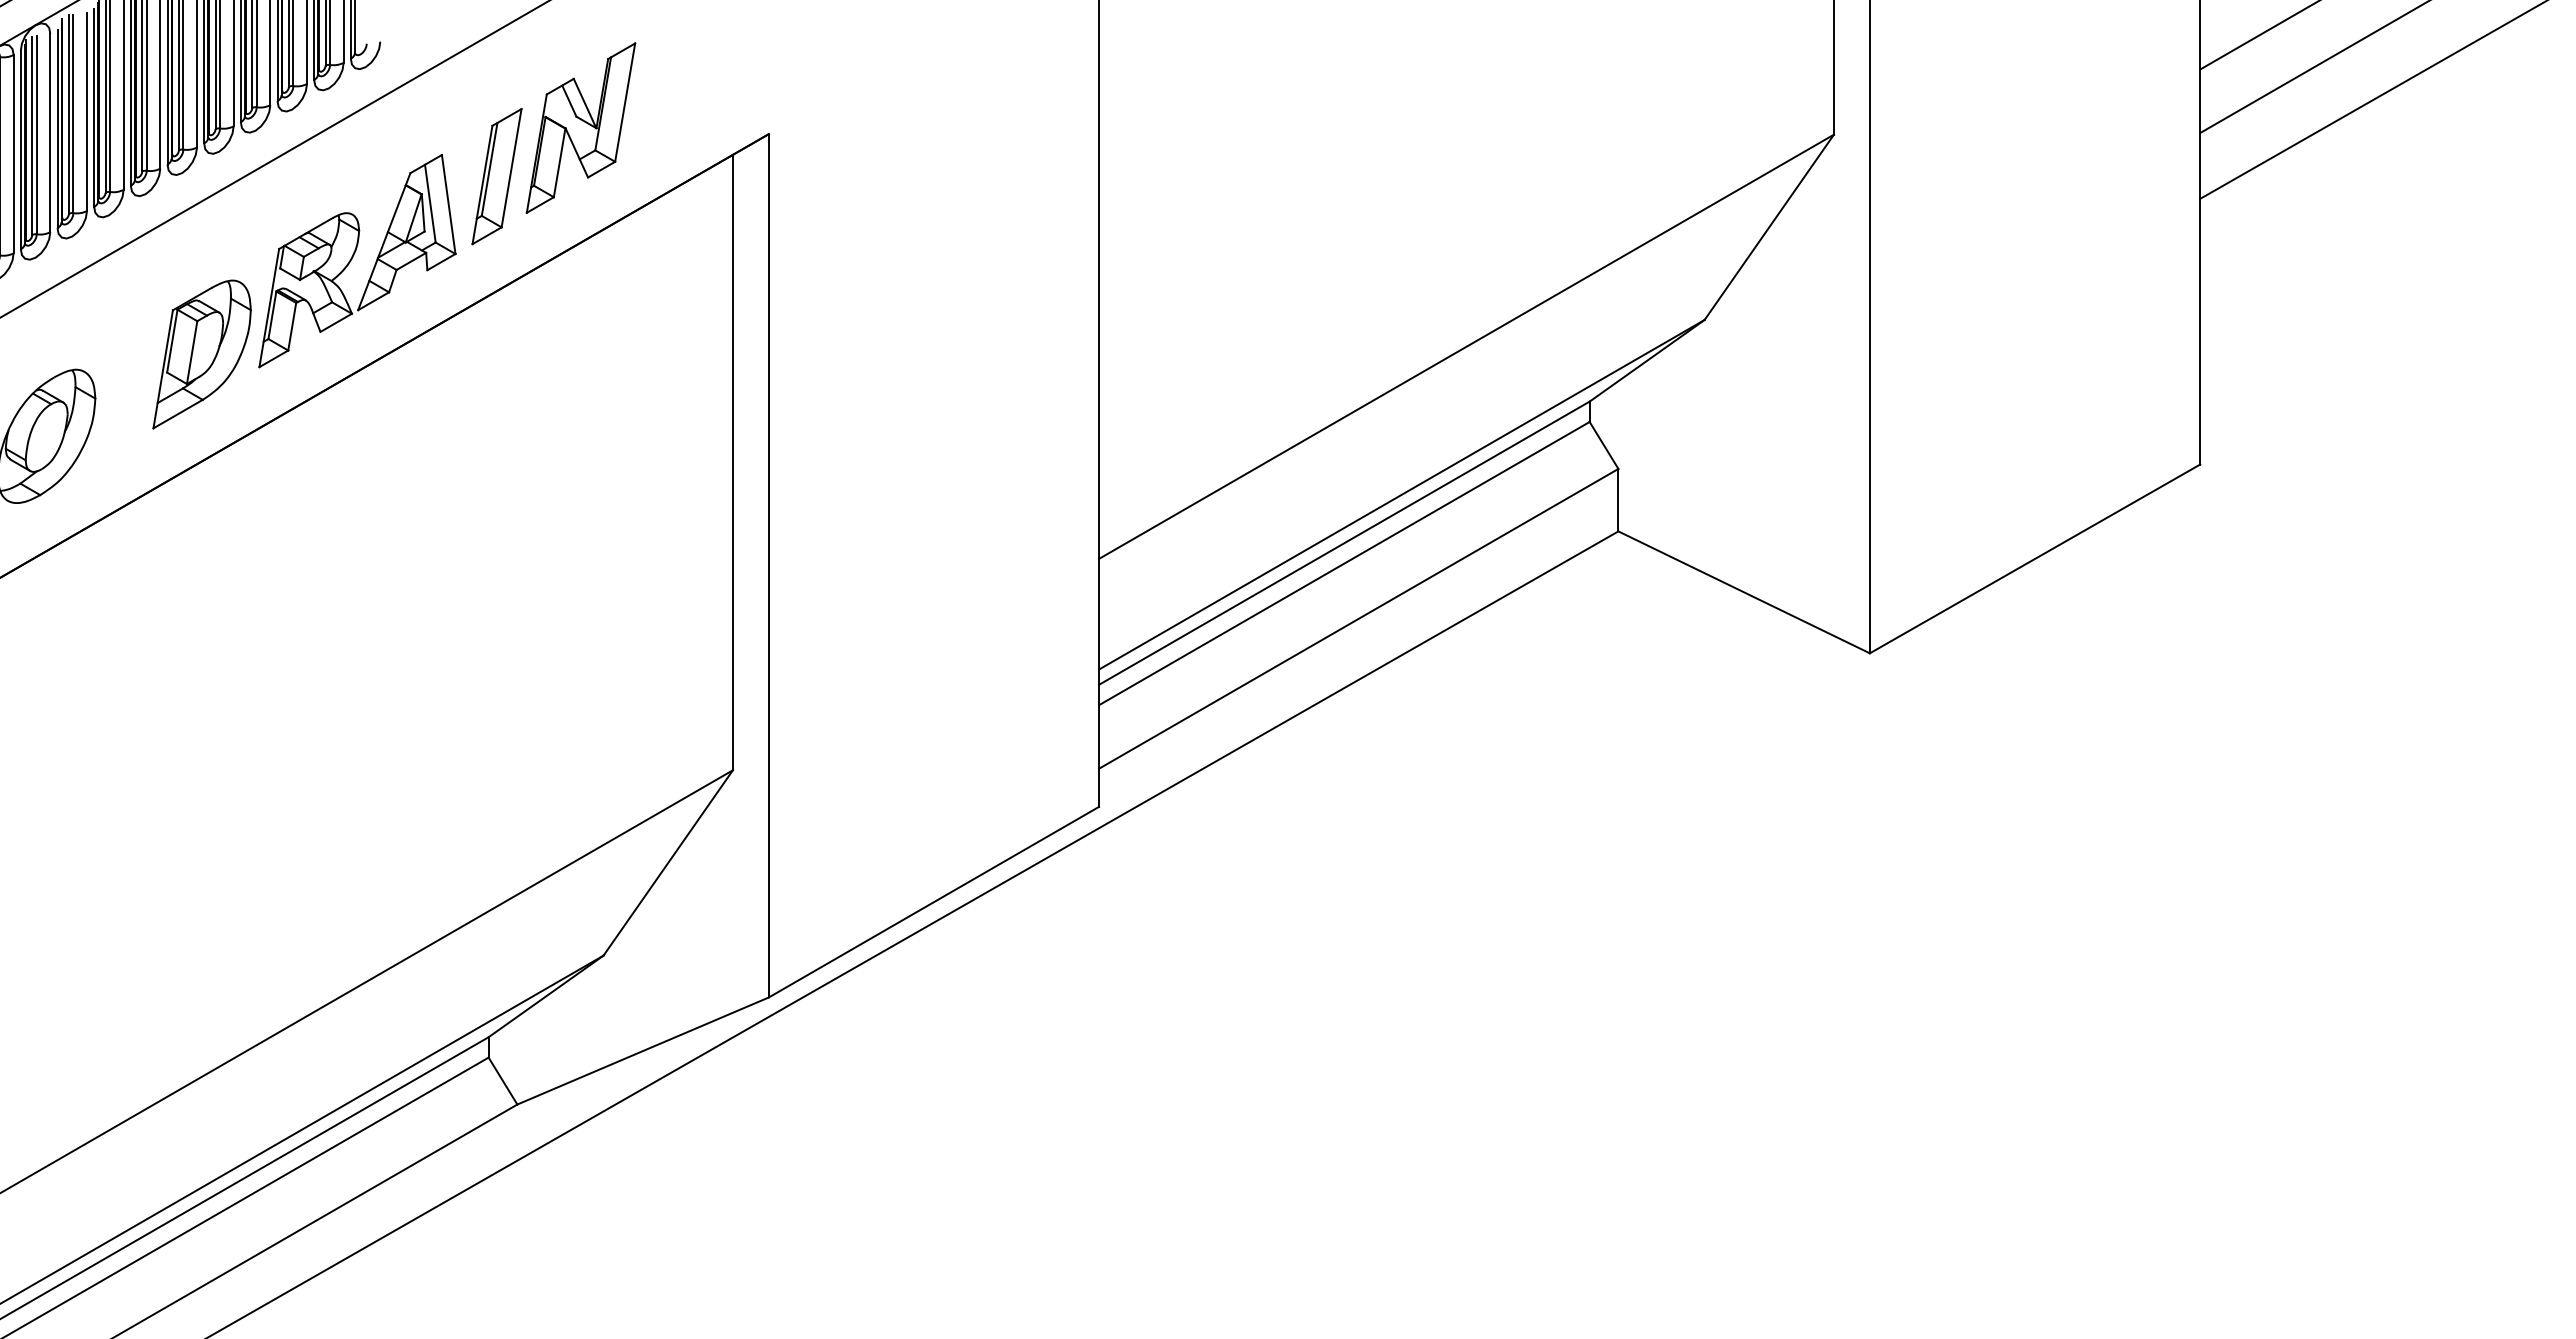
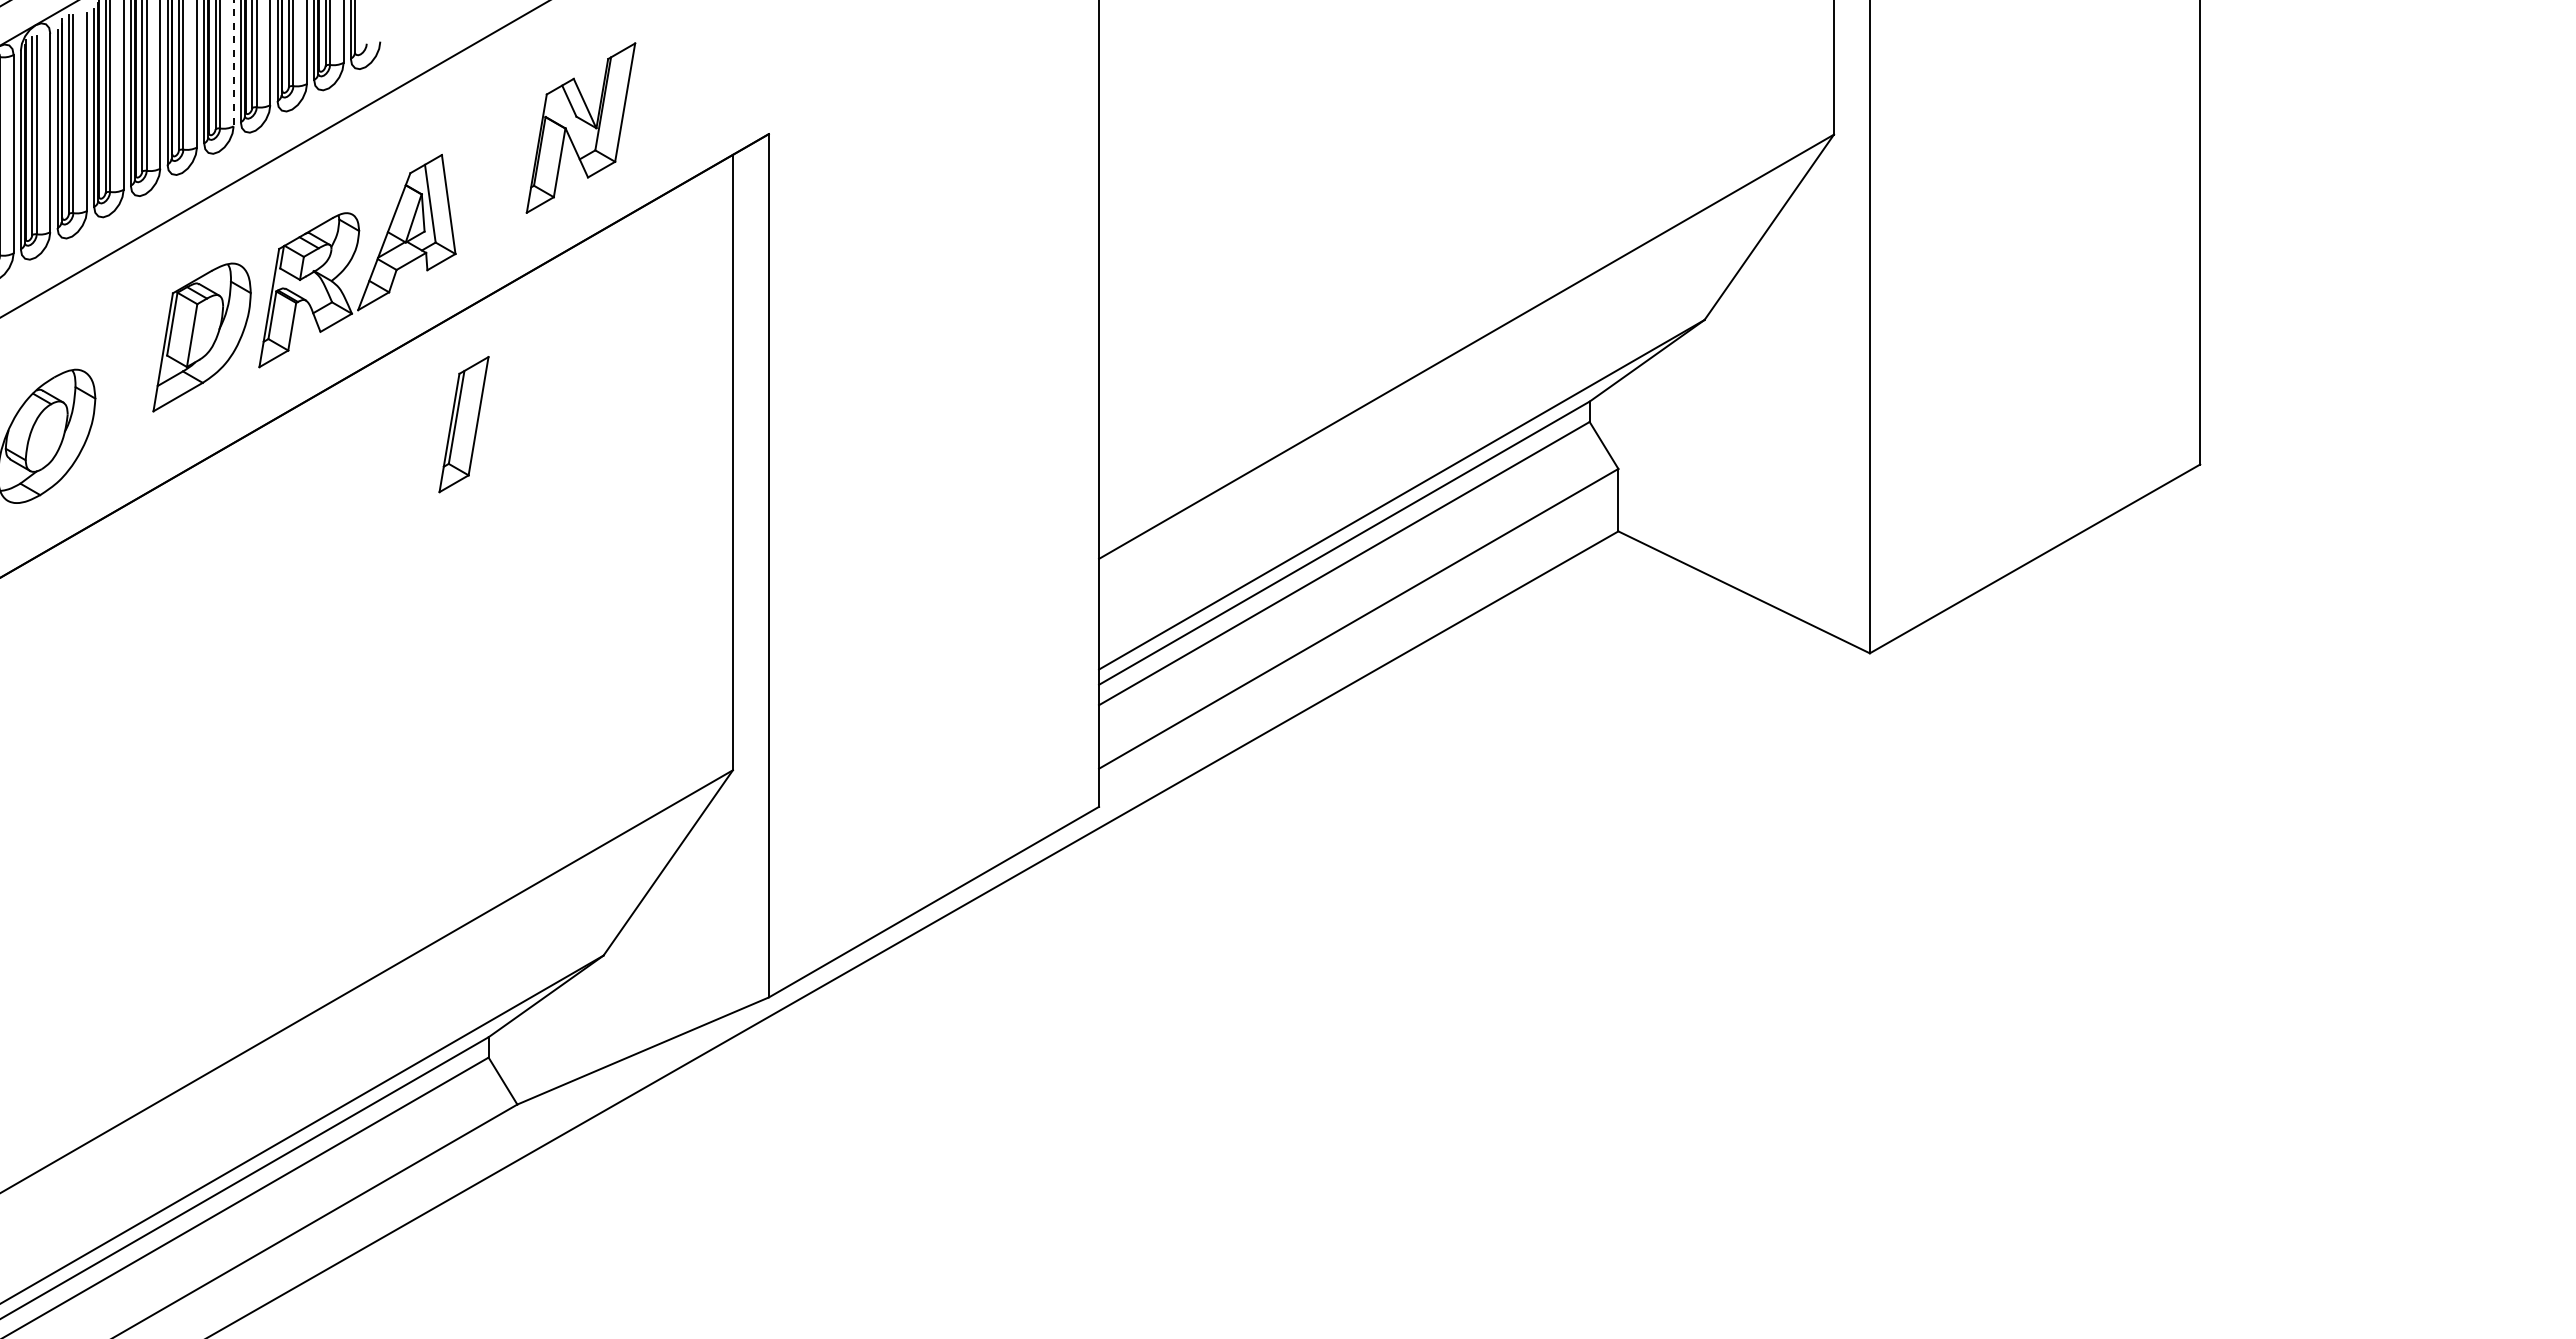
line: present -> none (2258, 35)
line: solid -> dashed (233, 63)
line: present -> none (2313, 67)
line: present -> none (2372, 100)
part position: (496, 176) -> (463, 424) (463, 424)
part position: (201, 354) -> (201, 337) (201, 337)
